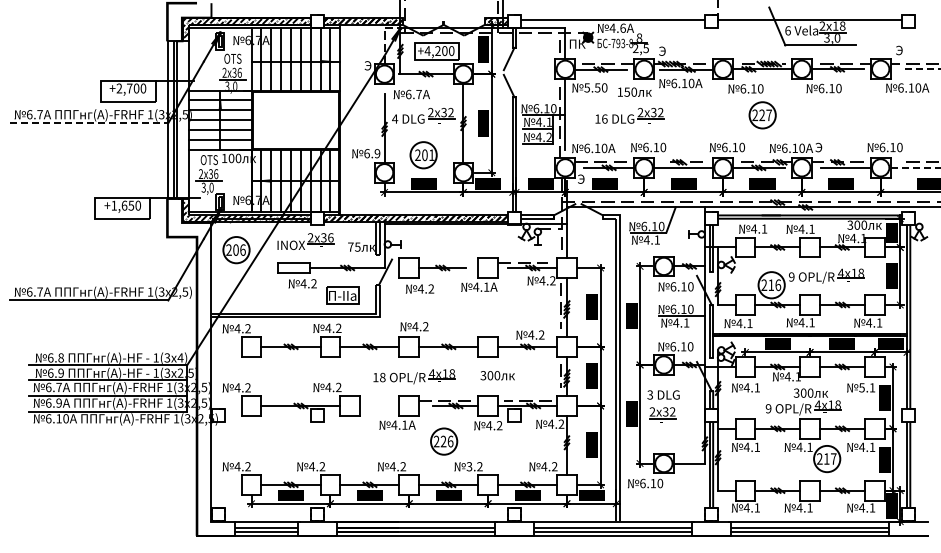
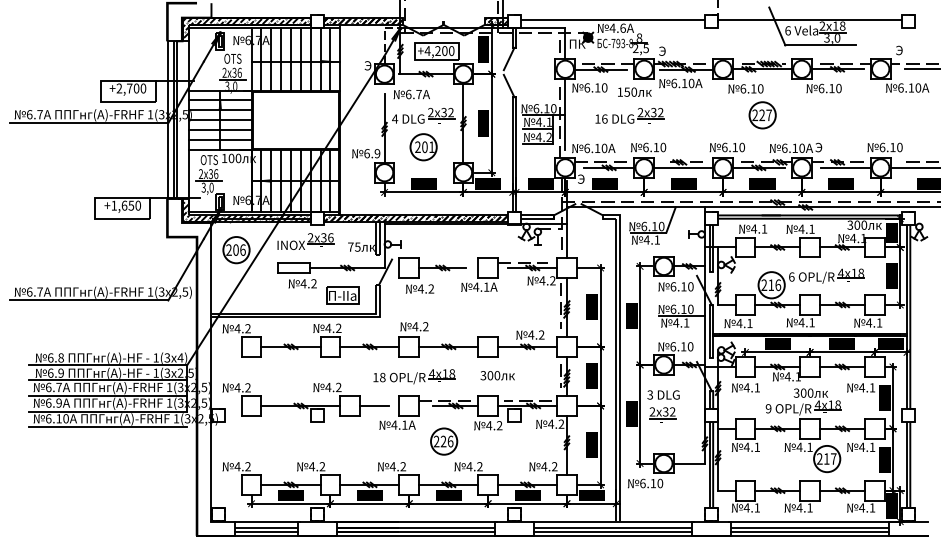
line: dashed -> solid (922, 69)
text: 5.50 -> 6.10 (592, 87)
line: dashed -> solid (89, 123)
part position: (423, 155) -> (423, 147) (423, 147)
line: dashed -> solid (915, 167)
text: 9 -> 6 (791, 276)
text: 5.1 -> 4.1 (861, 387)
line: none -> present (373, 406)
line: none -> present (107, 427)
text: 3.2 -> 4.2 (469, 466)
